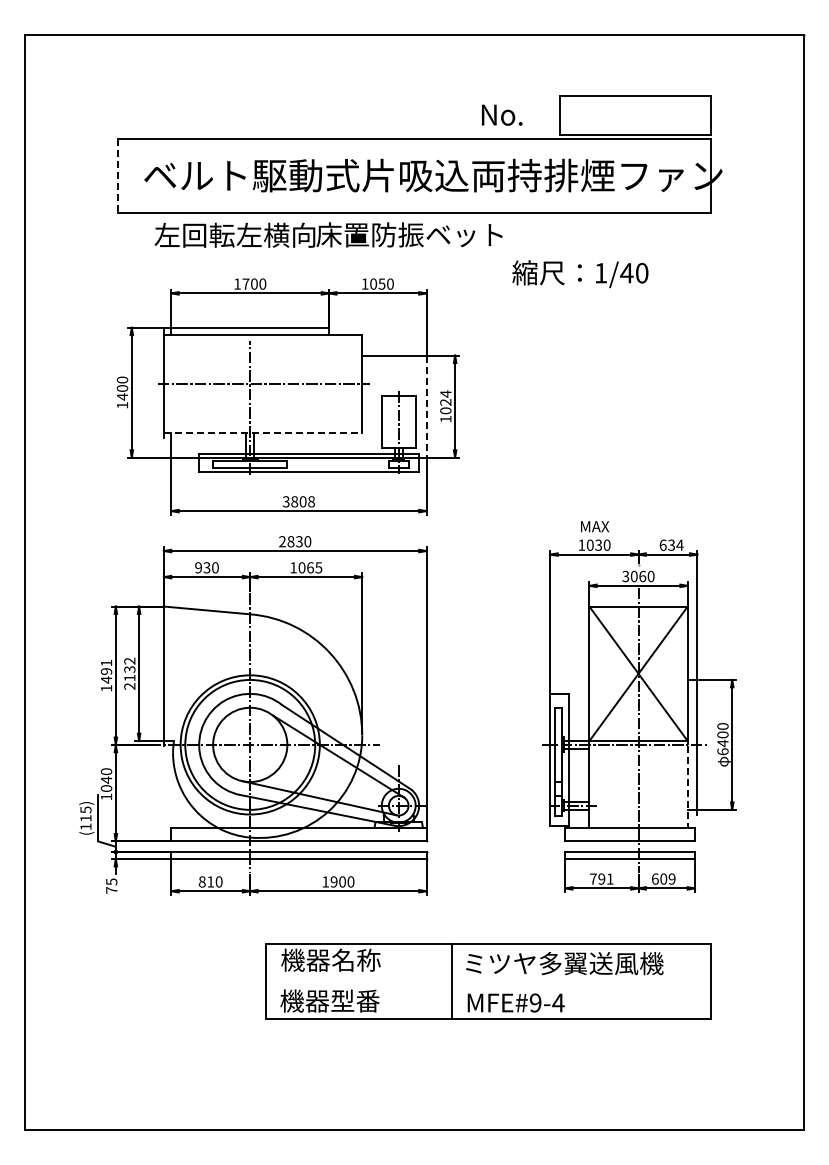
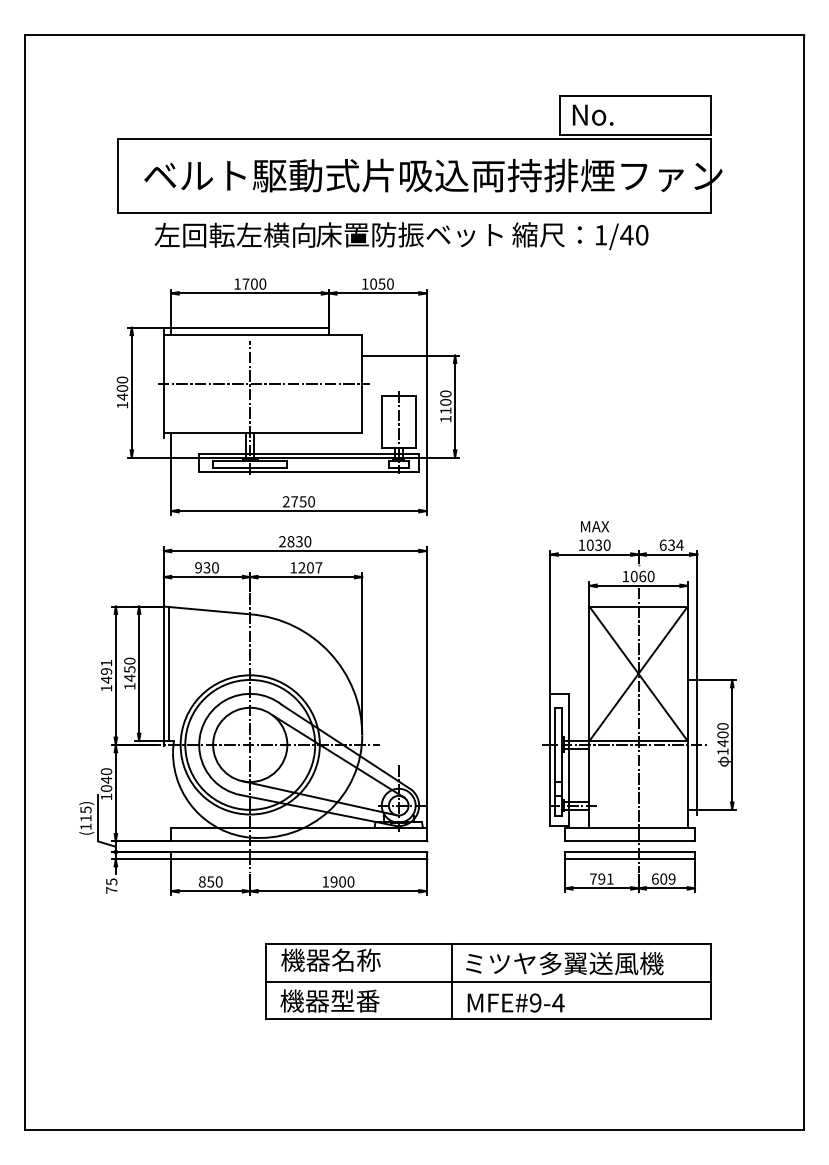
text position: (502, 114) -> (593, 114) (593, 114)
line: dashed -> solid (117, 176)
text position: (580, 274) -> (580, 236) (580, 236)
text: 1024 -> 1100 (445, 402)
line: dashed -> solid (426, 407)
line: dashed -> solid (263, 433)
text: 3808 -> 2750 (298, 501)
text: 1065 -> 1207 (310, 567)
text: 3060 -> 1060 (625, 576)
text: 2132 -> 1450 (129, 673)
line: none -> present (168, 673)
text: 6400 -> 1400 (722, 751)
line: dashed -> solid (687, 786)
text: 810 -> 850 (210, 881)
line: none -> present (488, 981)
